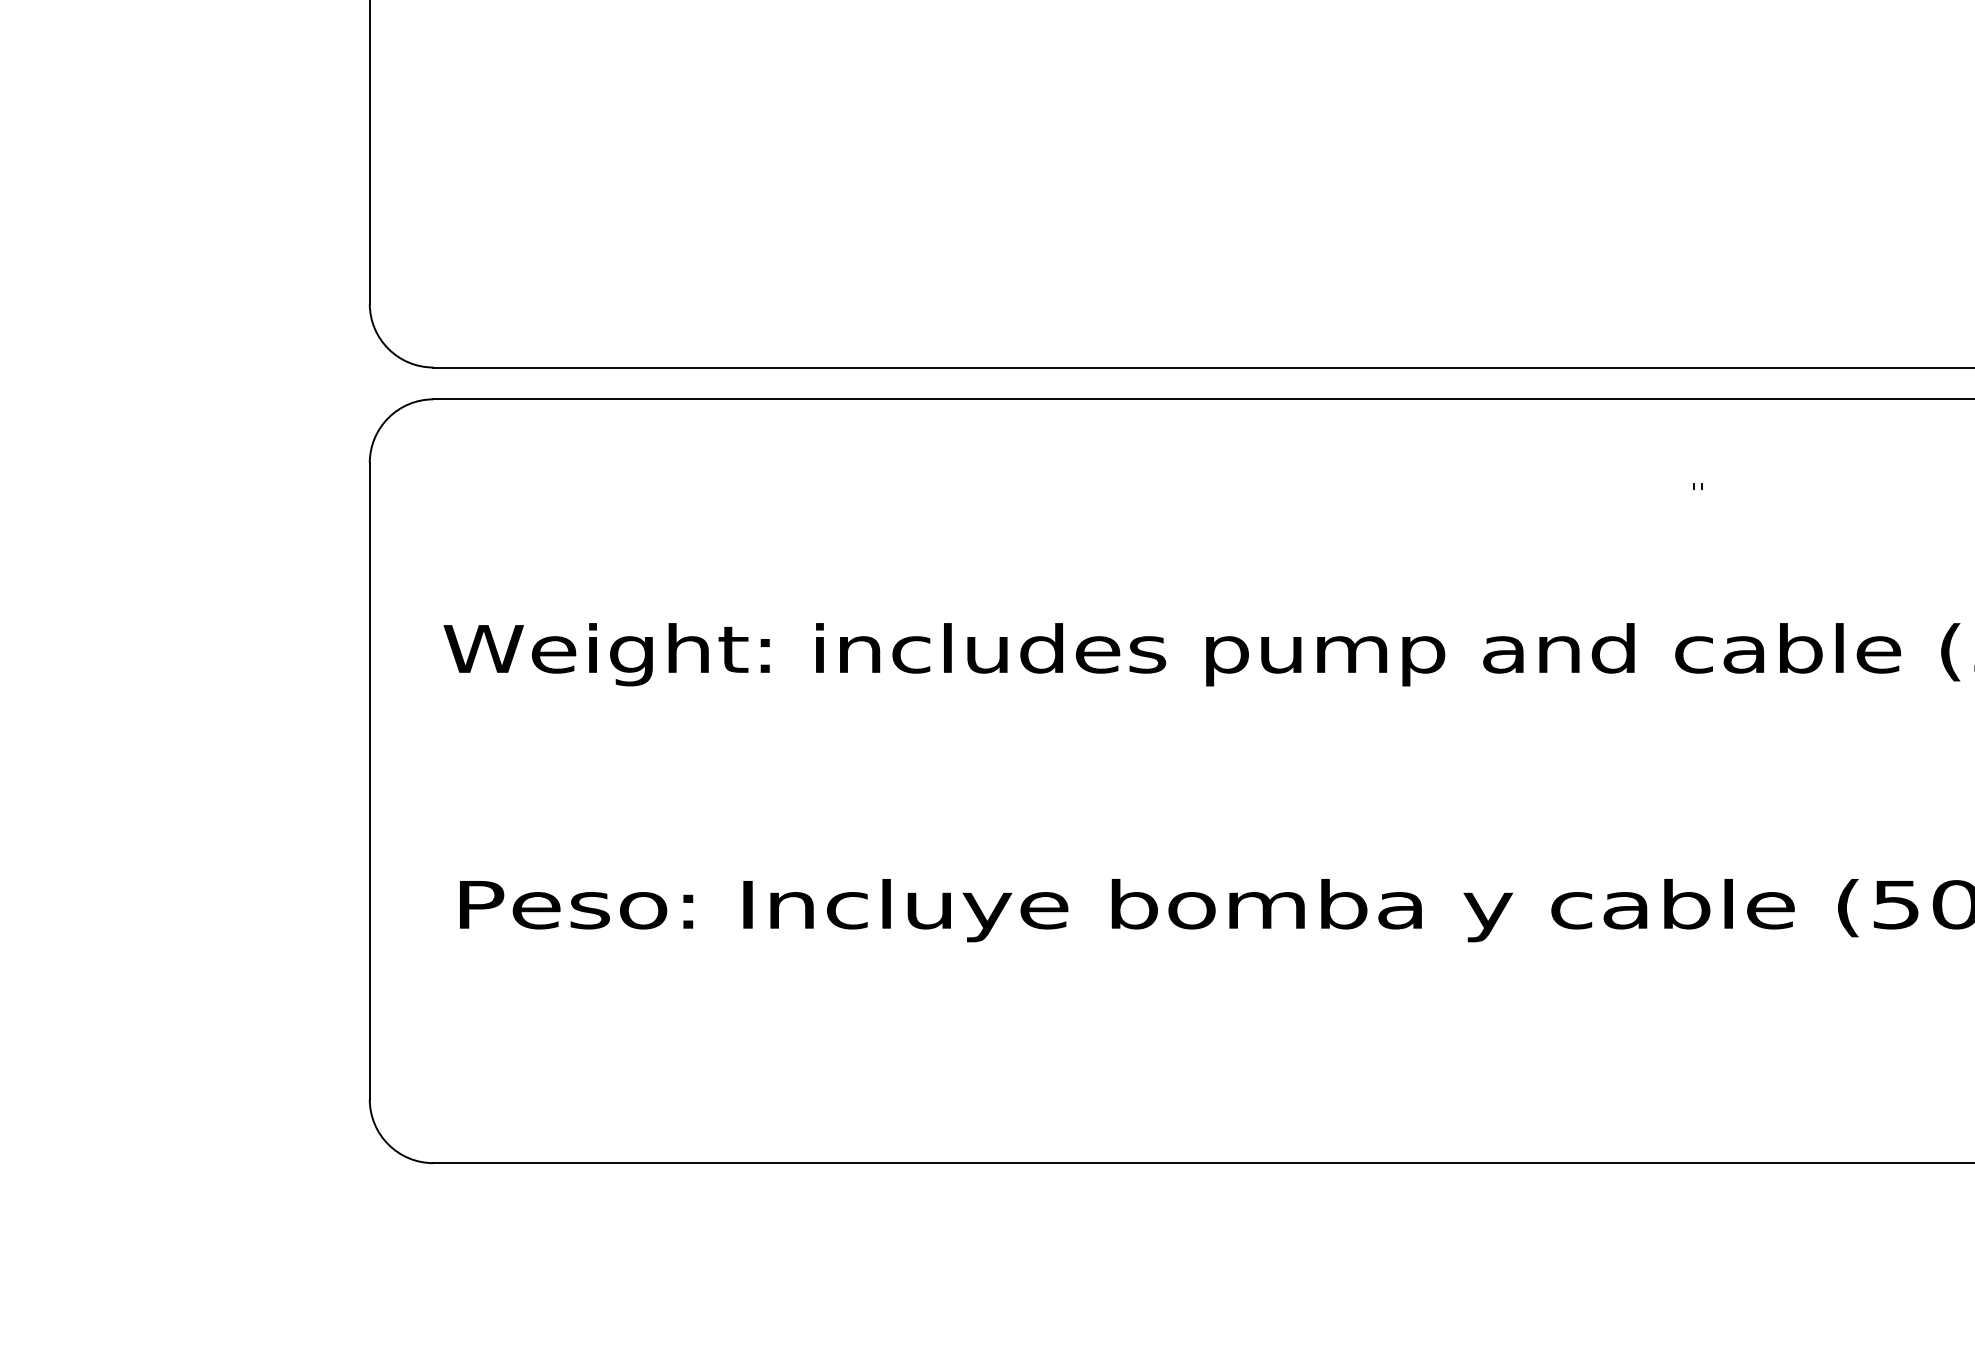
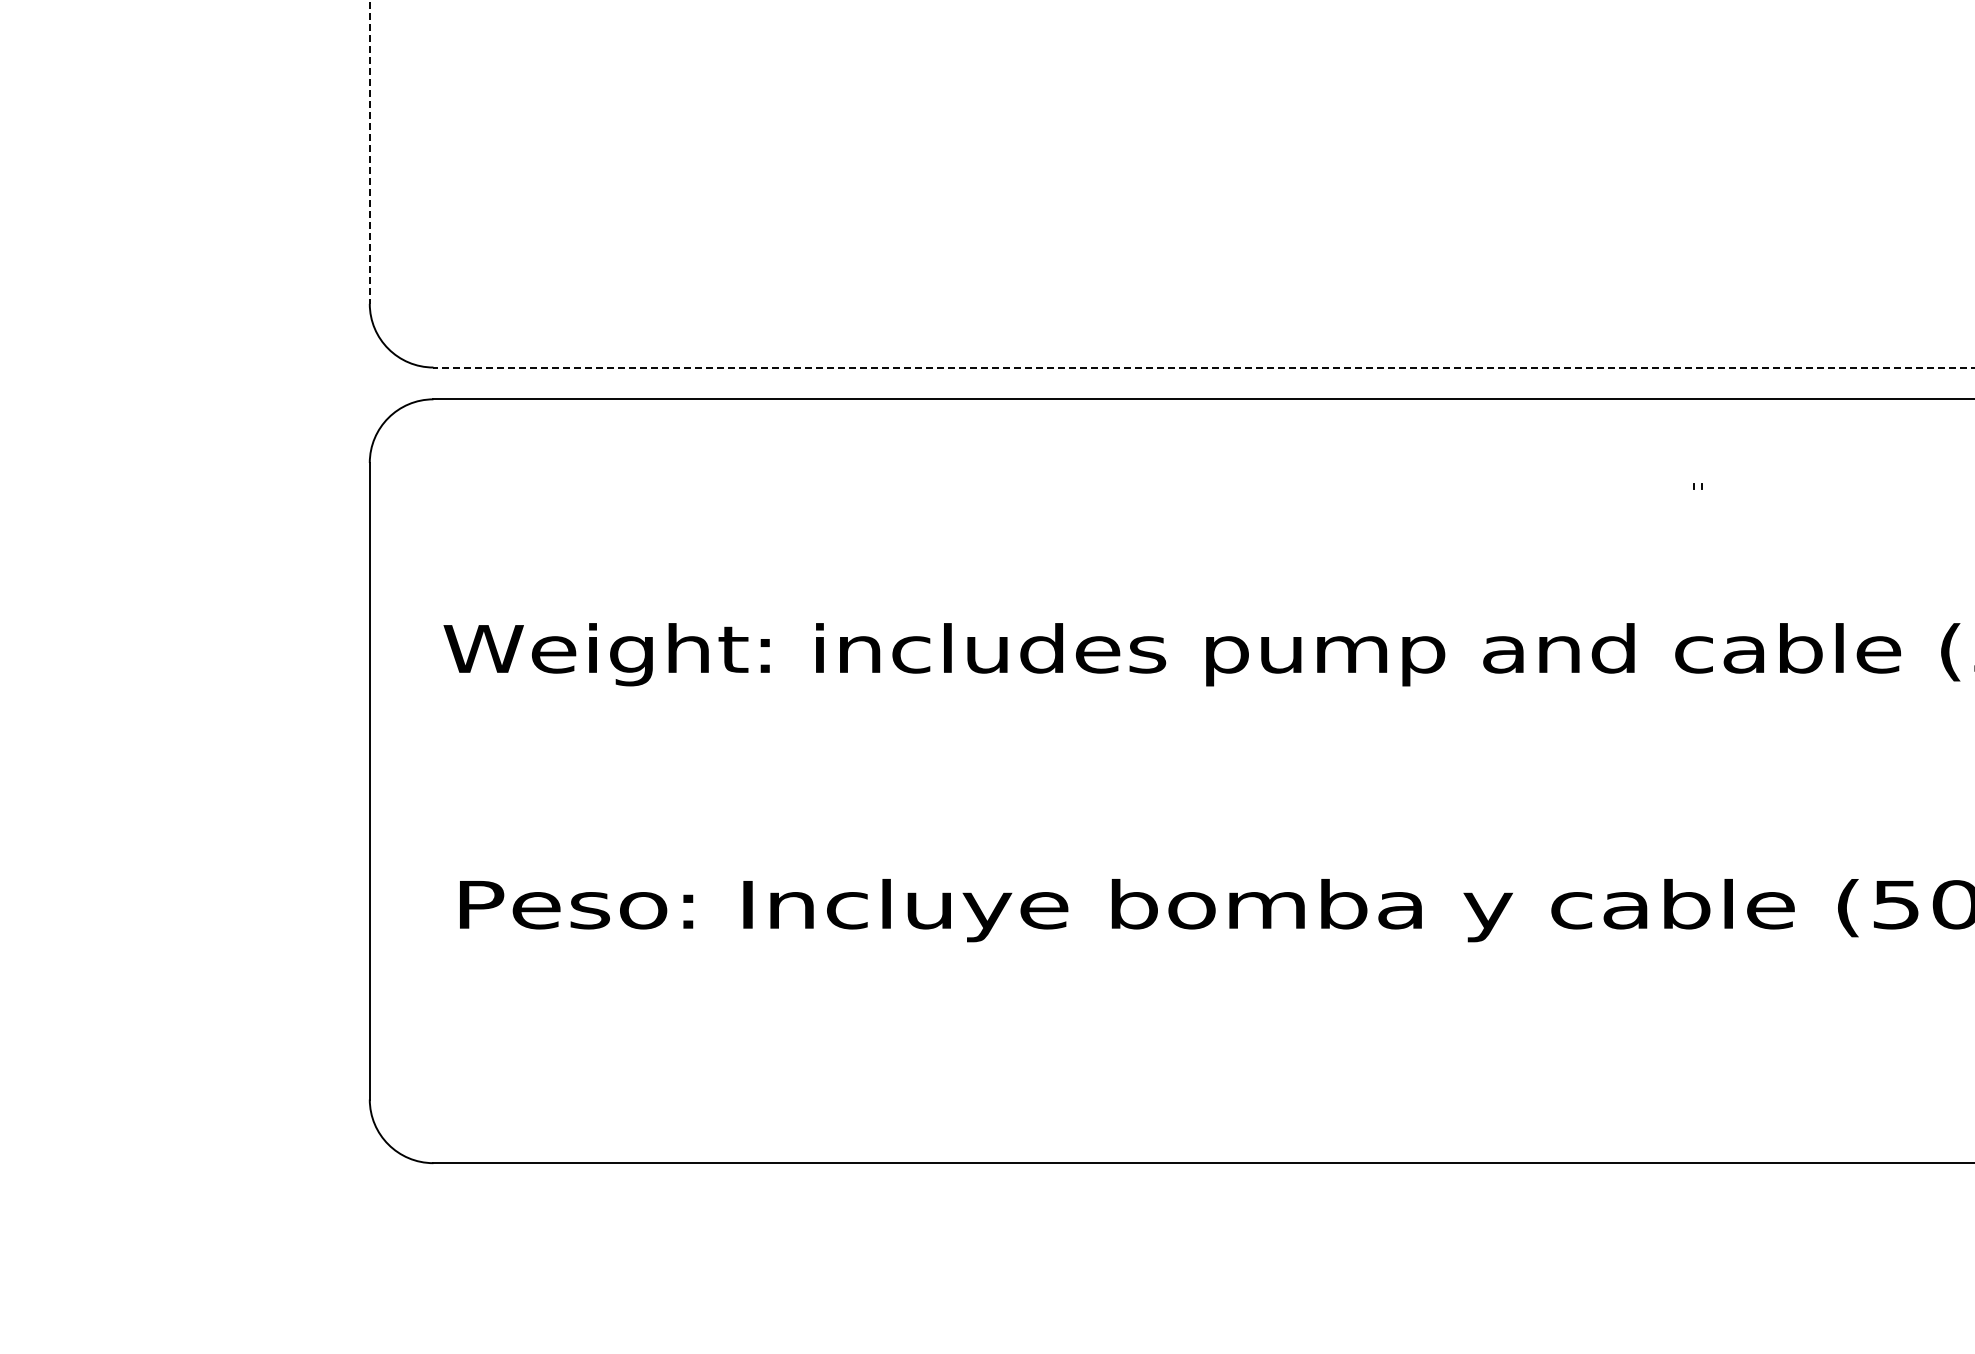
line: solid -> dashed (369, 153)
line: solid -> dashed (1203, 367)
